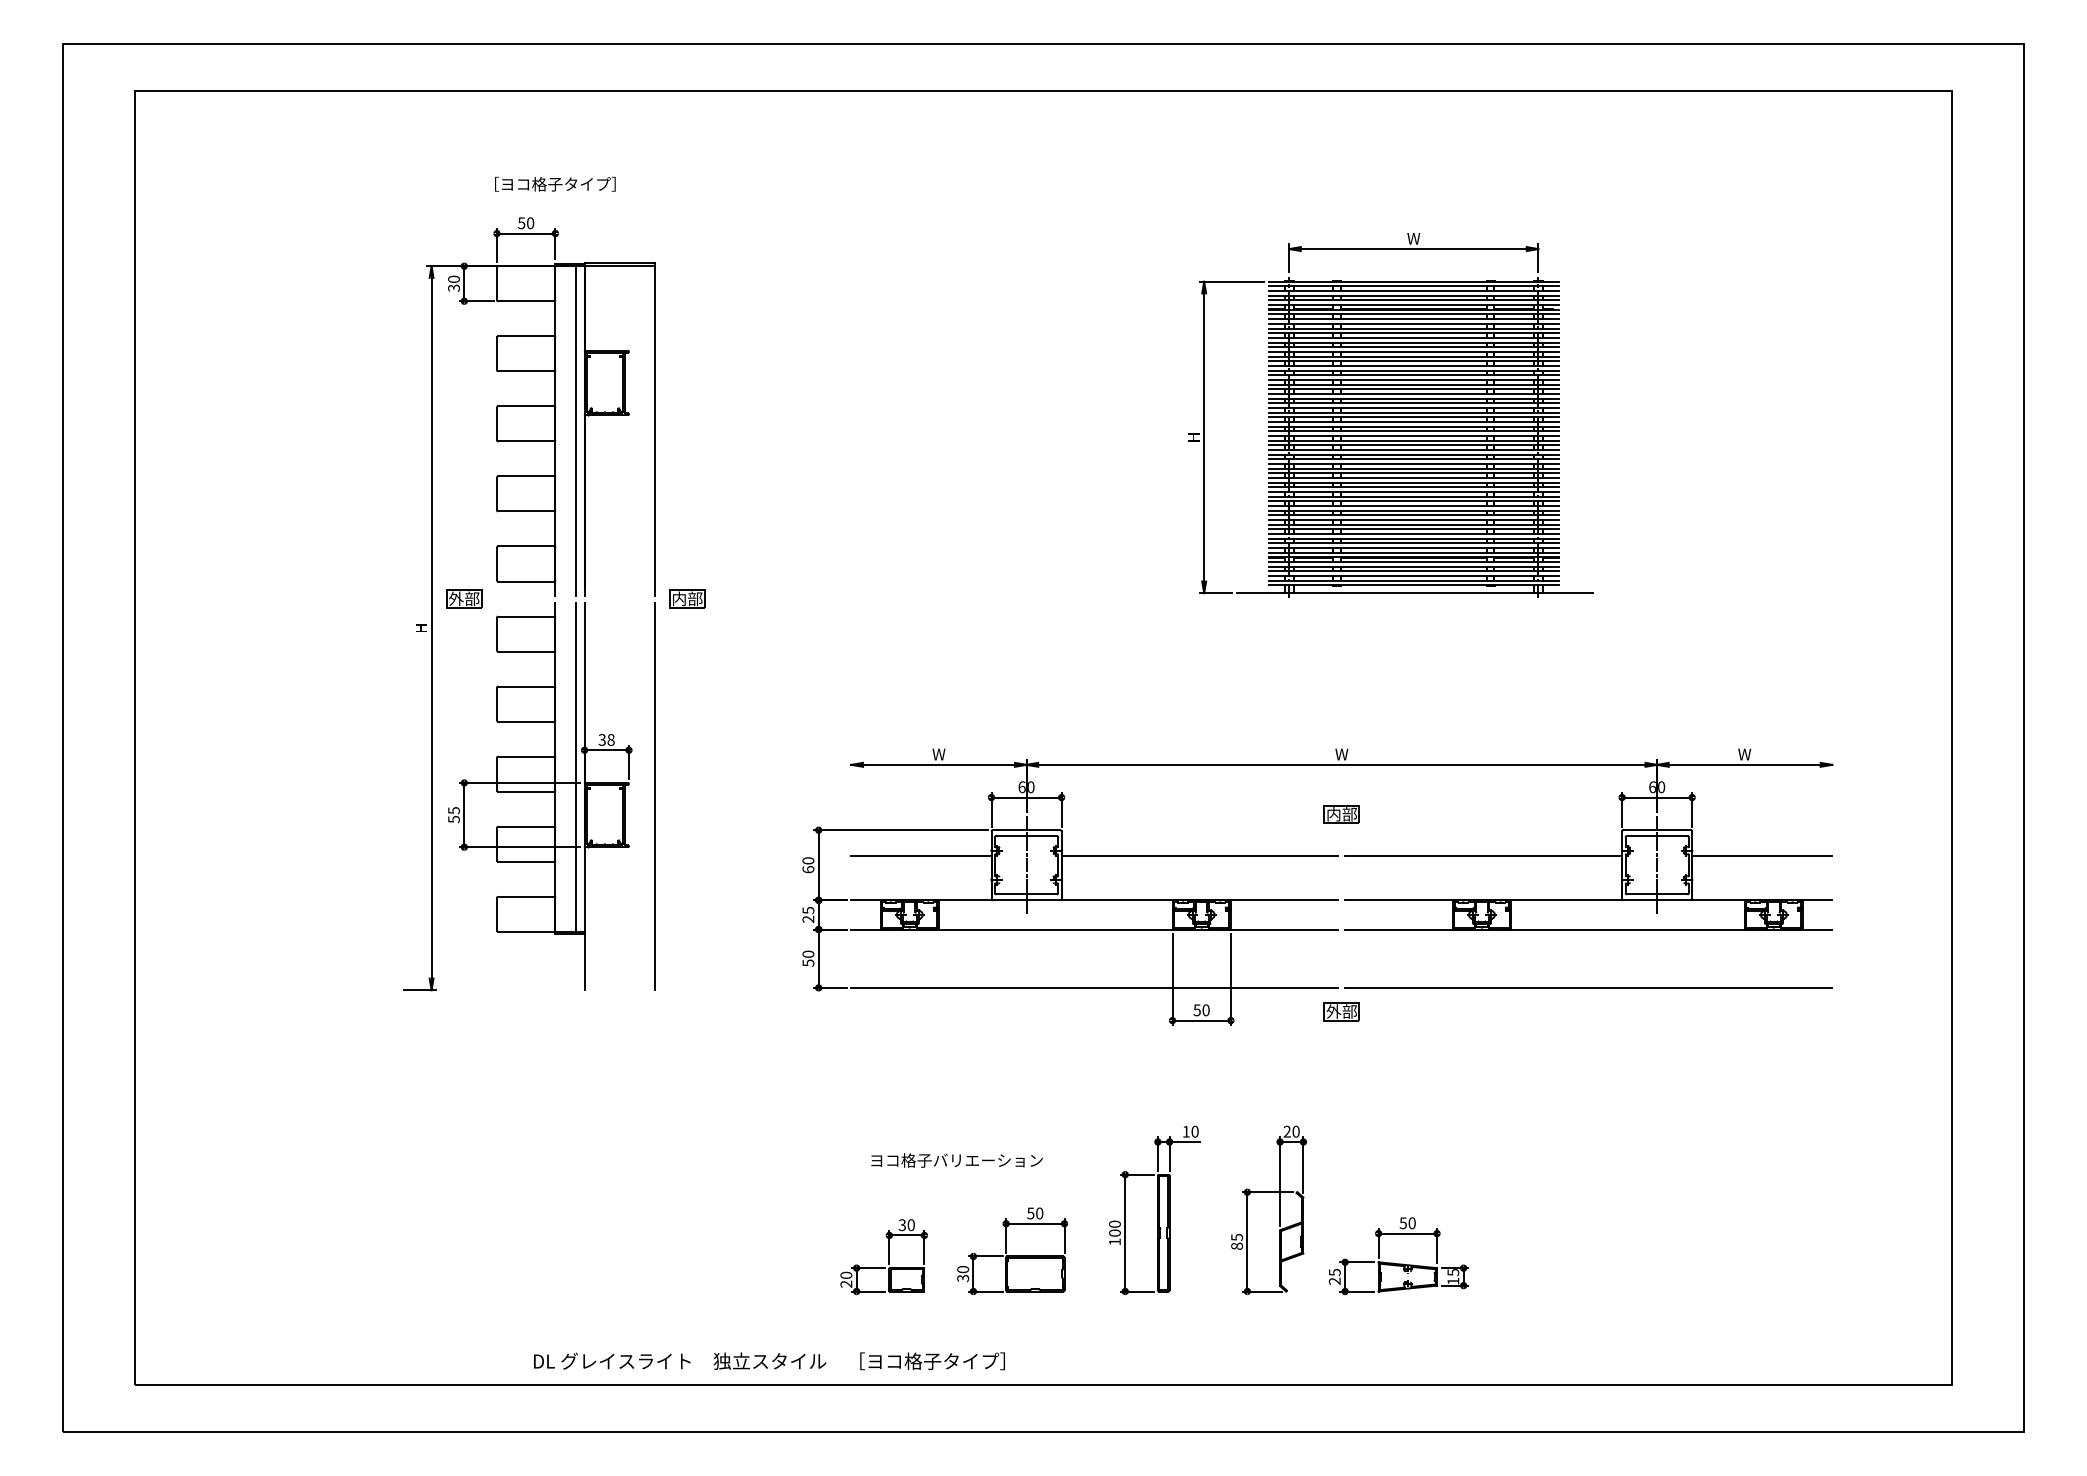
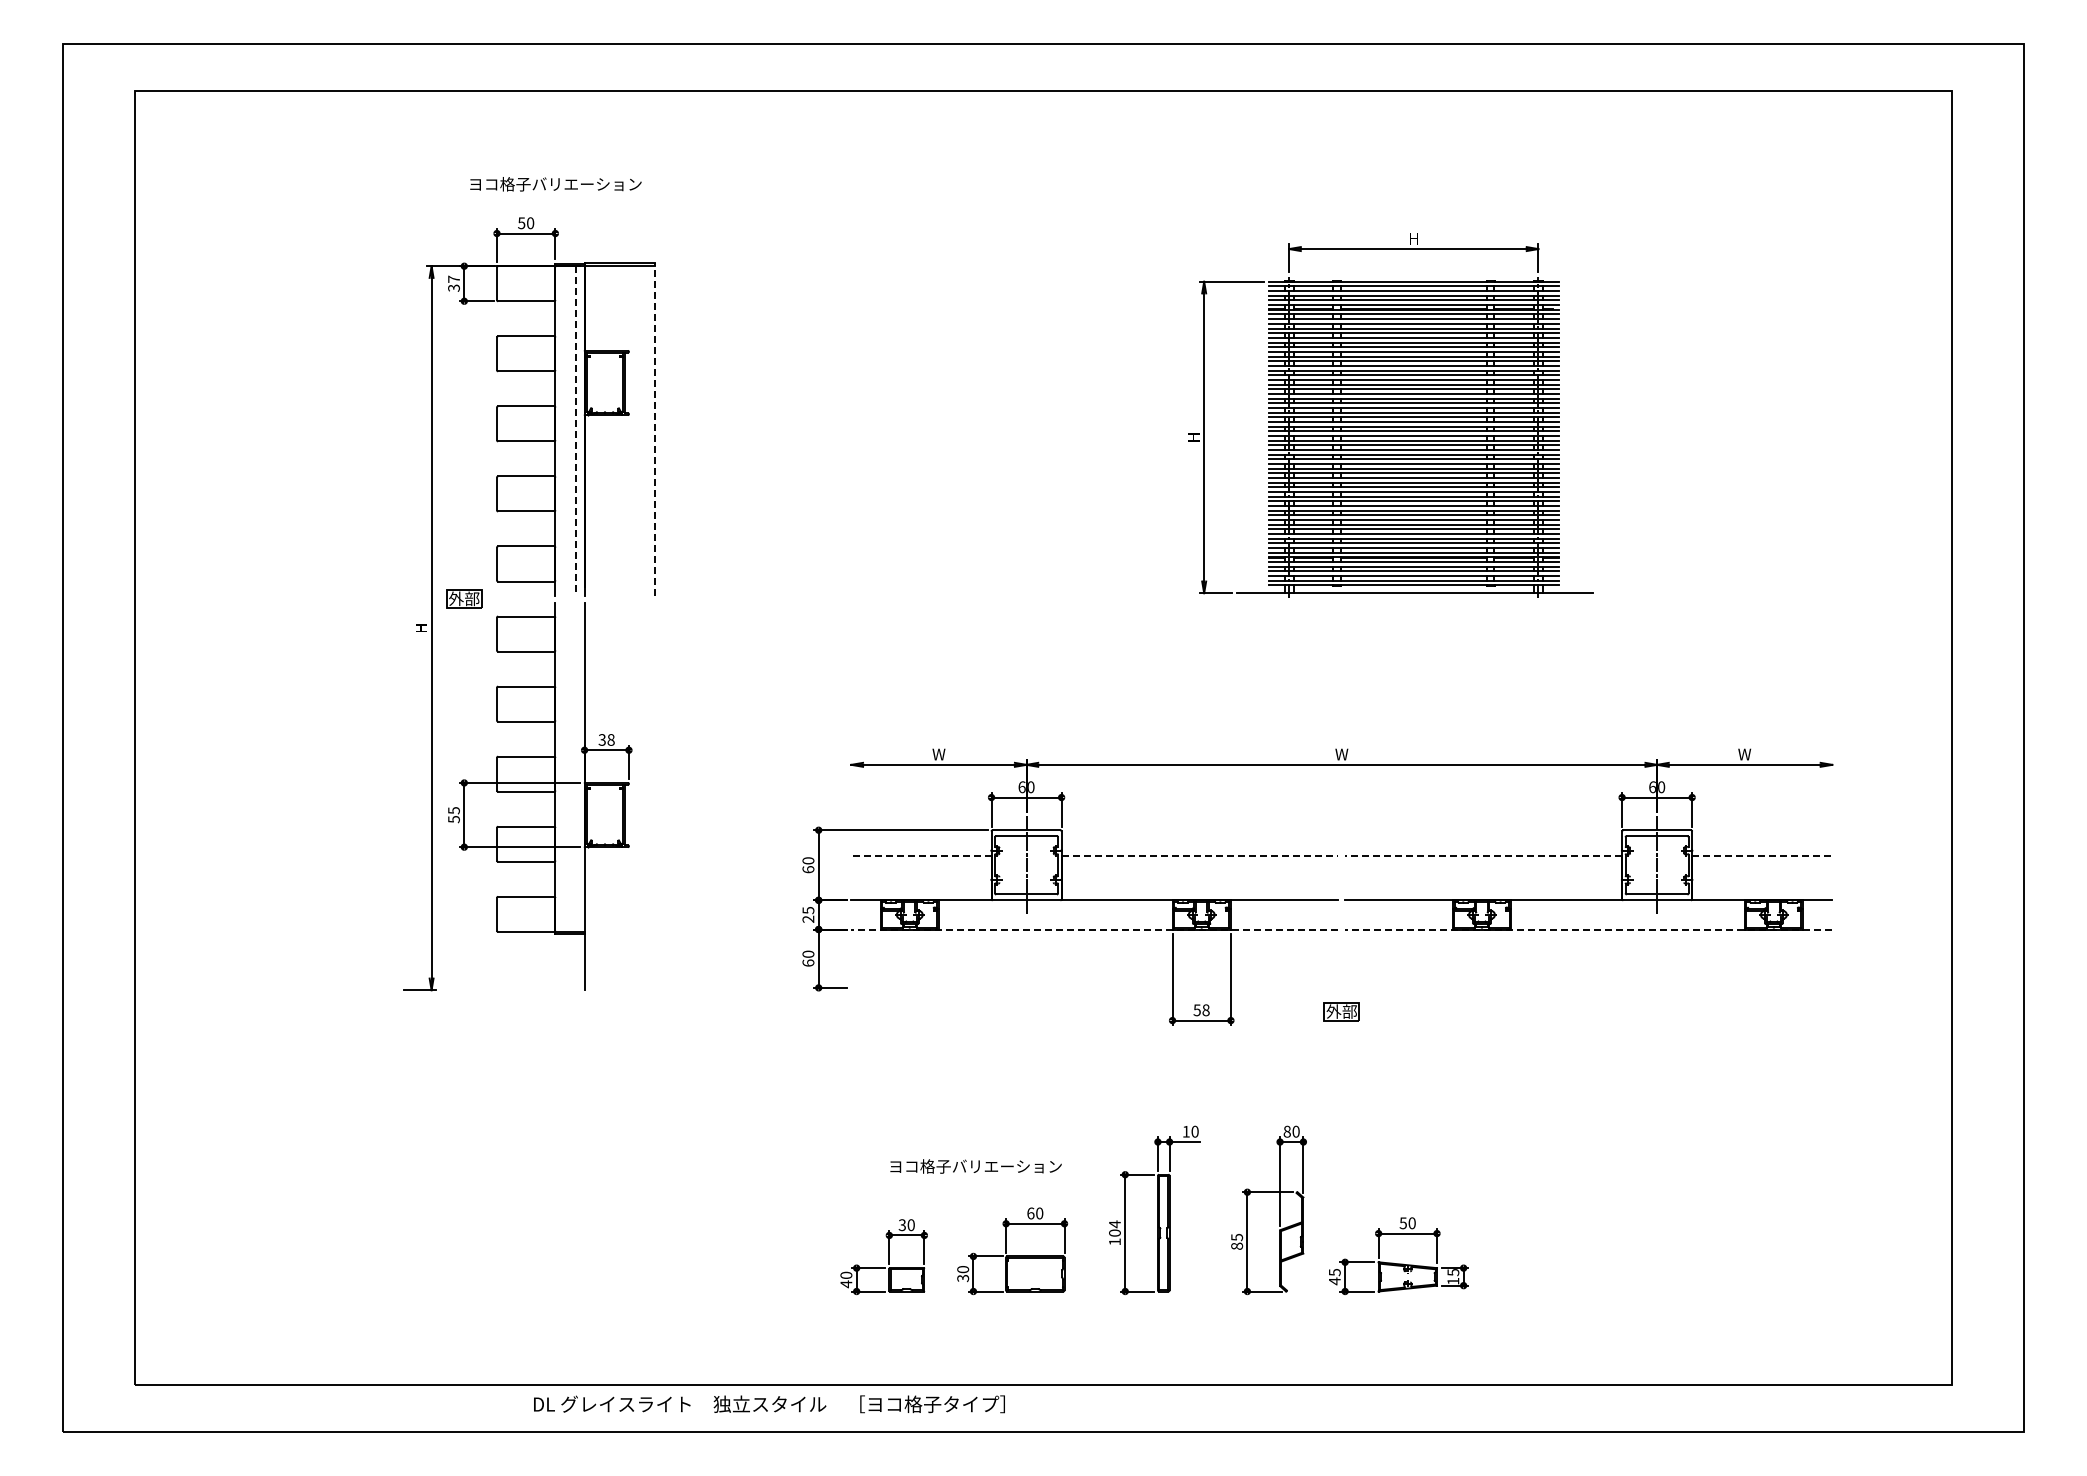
text: ［ヨコ格子タイプ］ -> ヨコ格子バリエーション (555, 183)
text: W -> H (1413, 238)
text: 30 -> 37 (453, 278)
line: solid -> dashed (654, 428)
line: solid -> dashed (575, 430)
part: present -> none (687, 598)
line: present -> none (575, 766)
line: present -> none (654, 796)
part: present -> none (1341, 814)
line: solid -> dashed (920, 855)
line: solid -> dashed (1200, 855)
line: solid -> dashed (1483, 855)
line: solid -> dashed (1762, 855)
line: solid -> dashed (1094, 929)
line: solid -> dashed (1588, 929)
text: 50 -> 60 (808, 962)
line: present -> none (1094, 987)
line: present -> none (1588, 987)
text: 50 -> 58 (1205, 1010)
text: 20 -> 80 (1286, 1131)
text position: (956, 1160) -> (975, 1166) (975, 1166)
text: 50 -> 60 (1030, 1213)
text: 100 -> 104 (1114, 1224)
text: 25 -> 45 (1334, 1281)
text: 20 -> 40 (846, 1284)
text position: (769, 1361) -> (769, 1404) (769, 1404)
